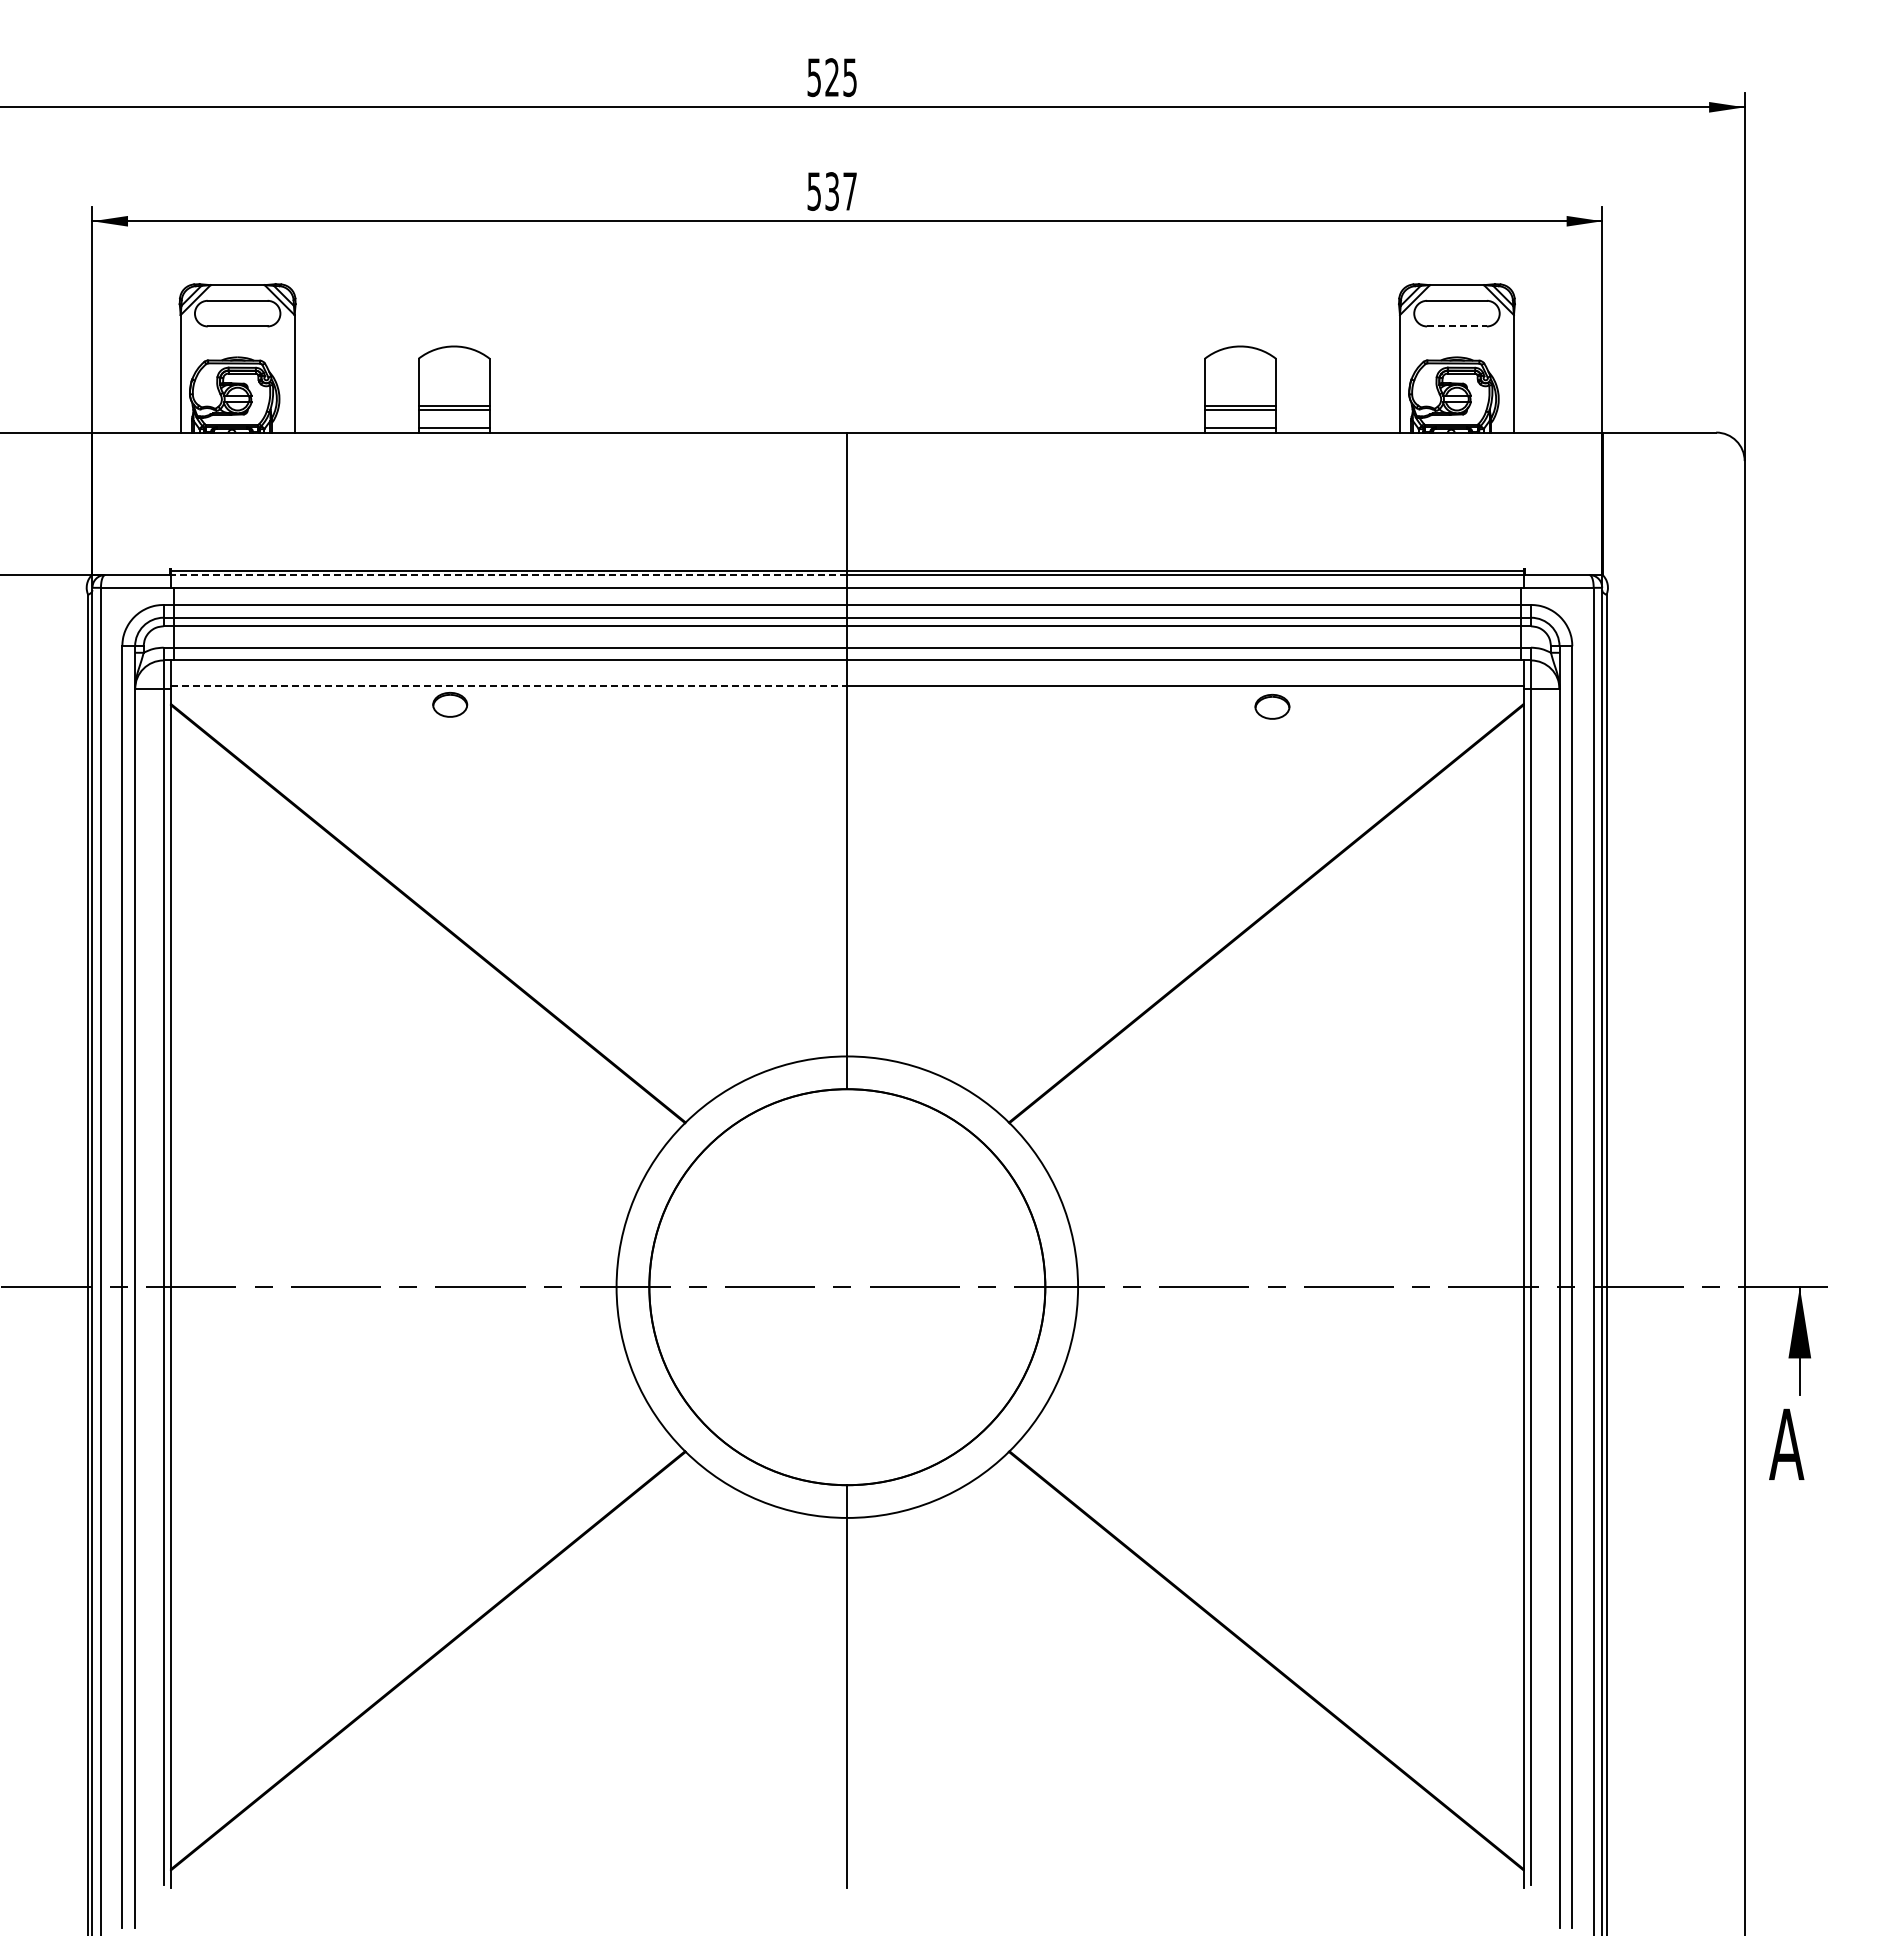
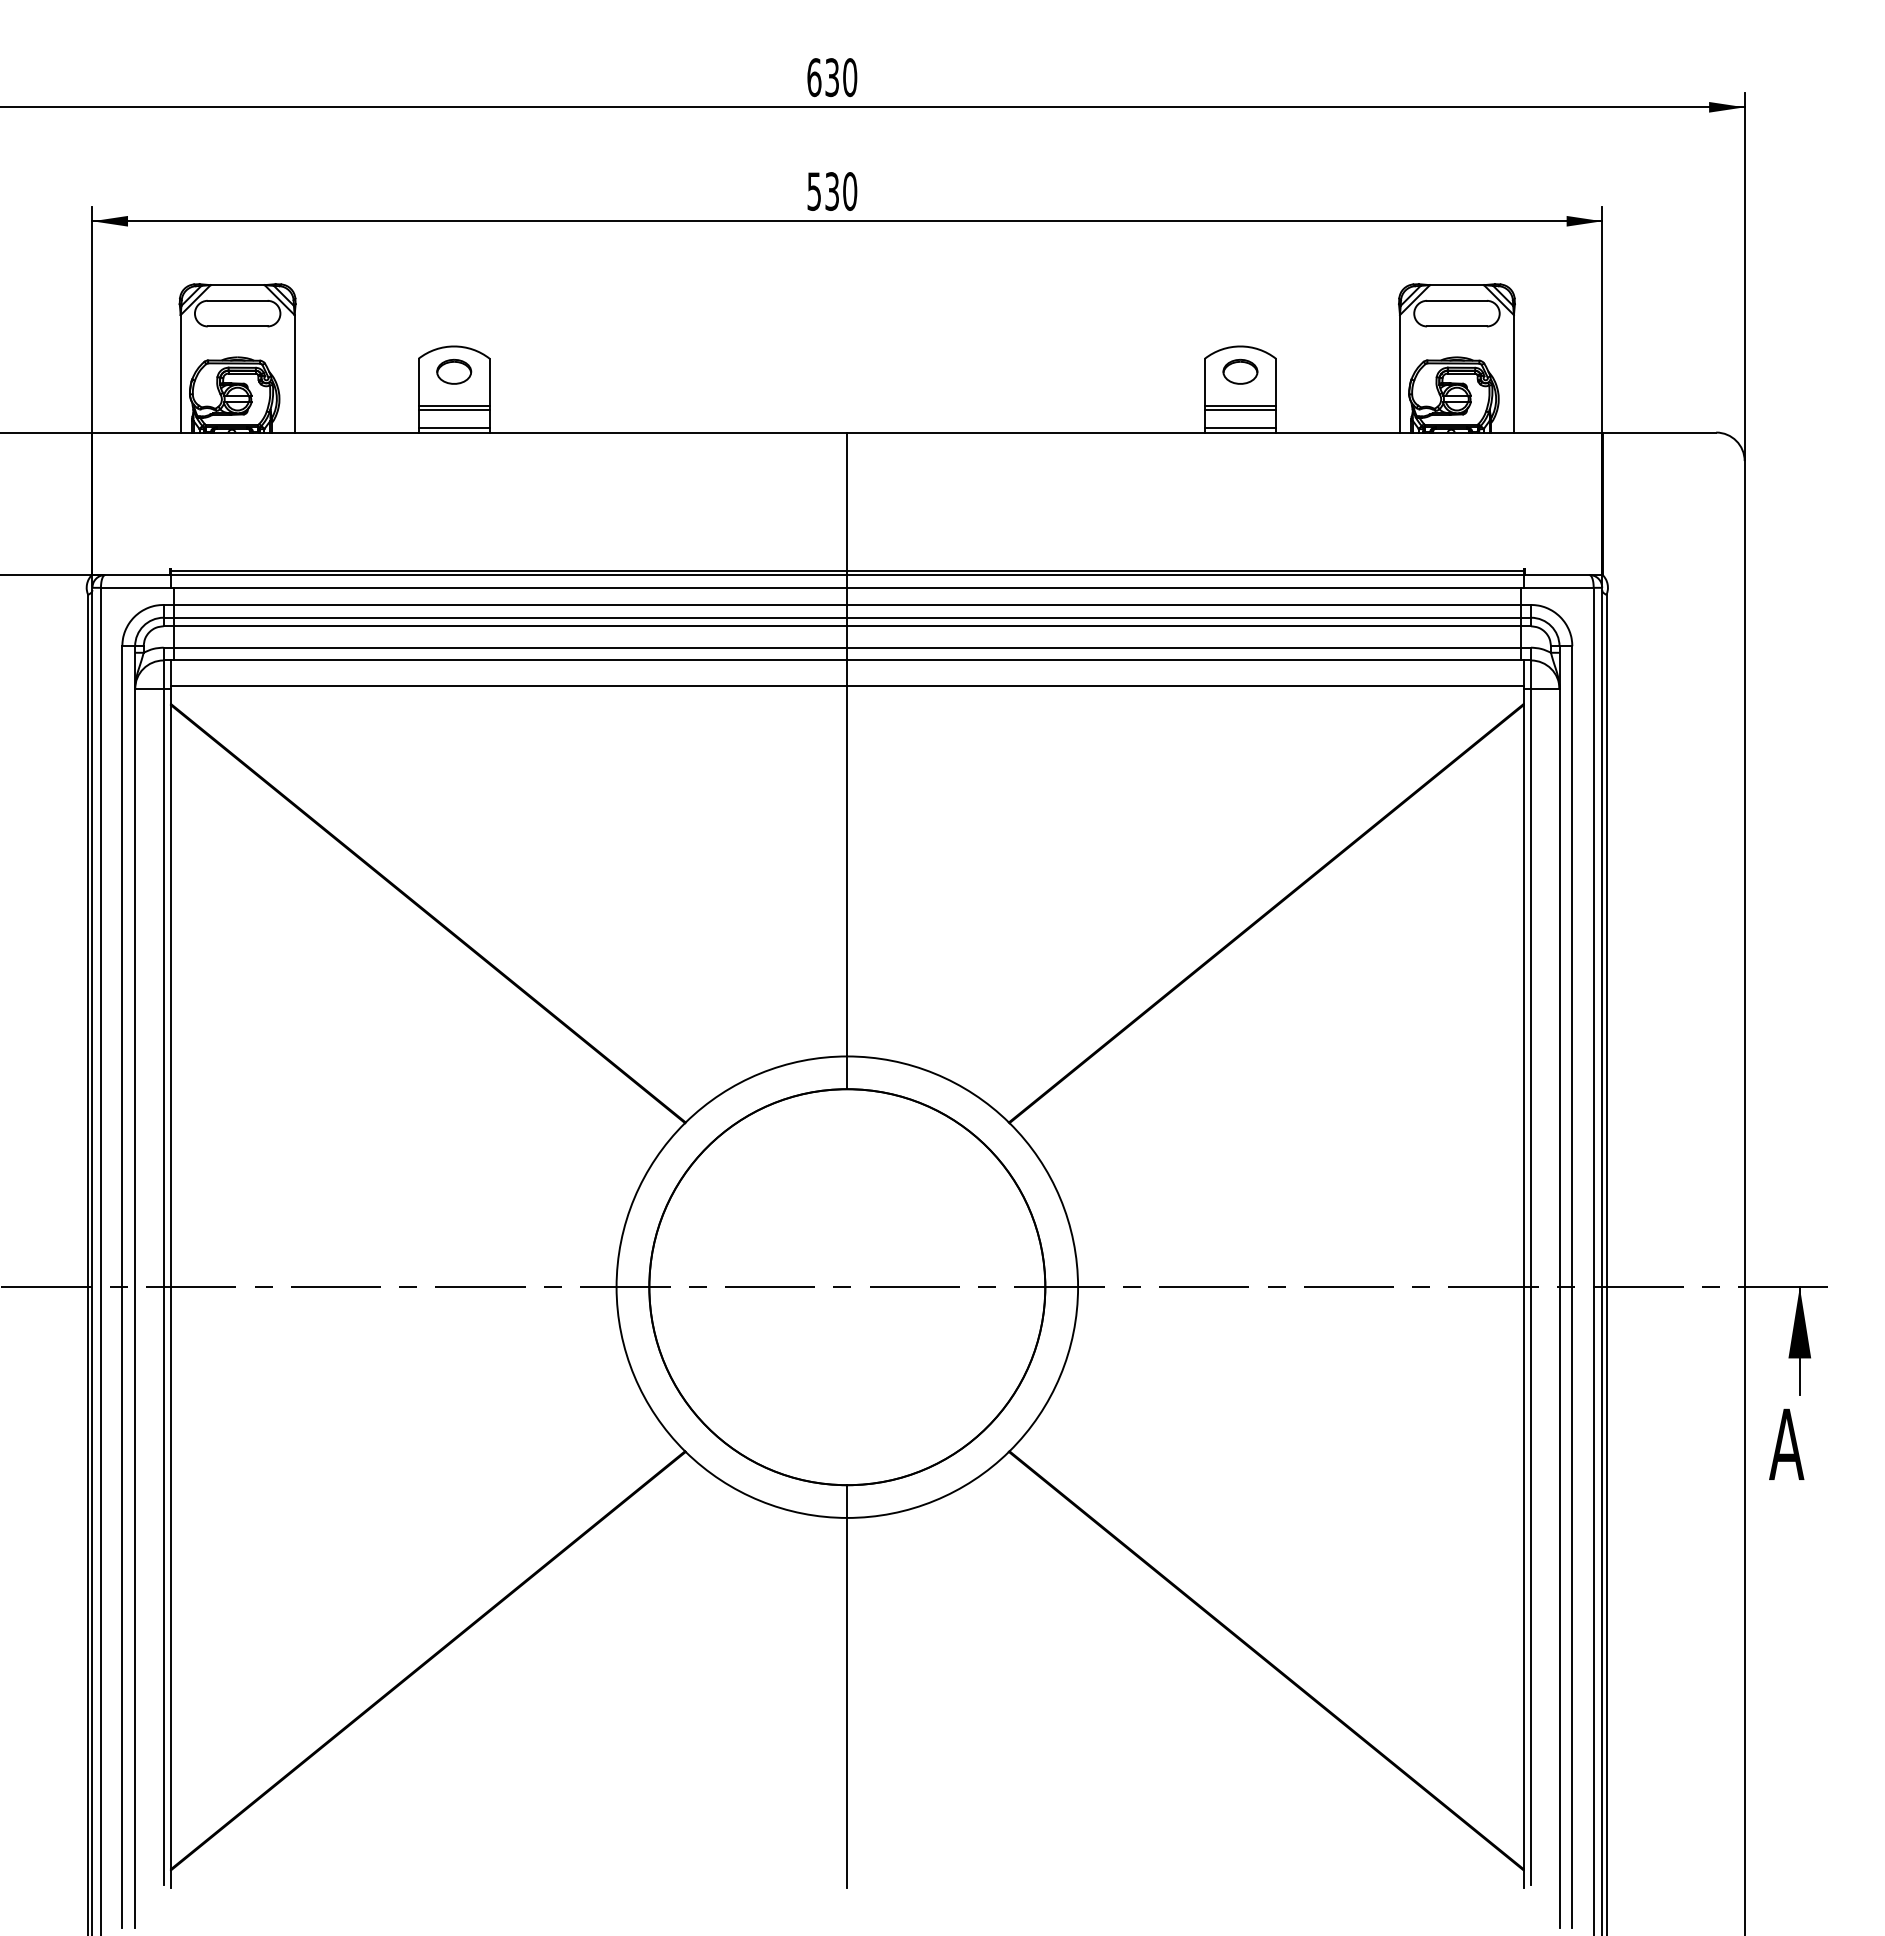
text: 525 -> 630 (832, 77)
text: 537 -> 530 (850, 191)
line: dashed -> solid (1456, 326)
line: dashed -> solid (508, 575)
line: dashed -> solid (509, 686)
part position: (450, 704) -> (454, 371) (454, 371)
part position: (1272, 706) -> (1240, 371) (1240, 371)
